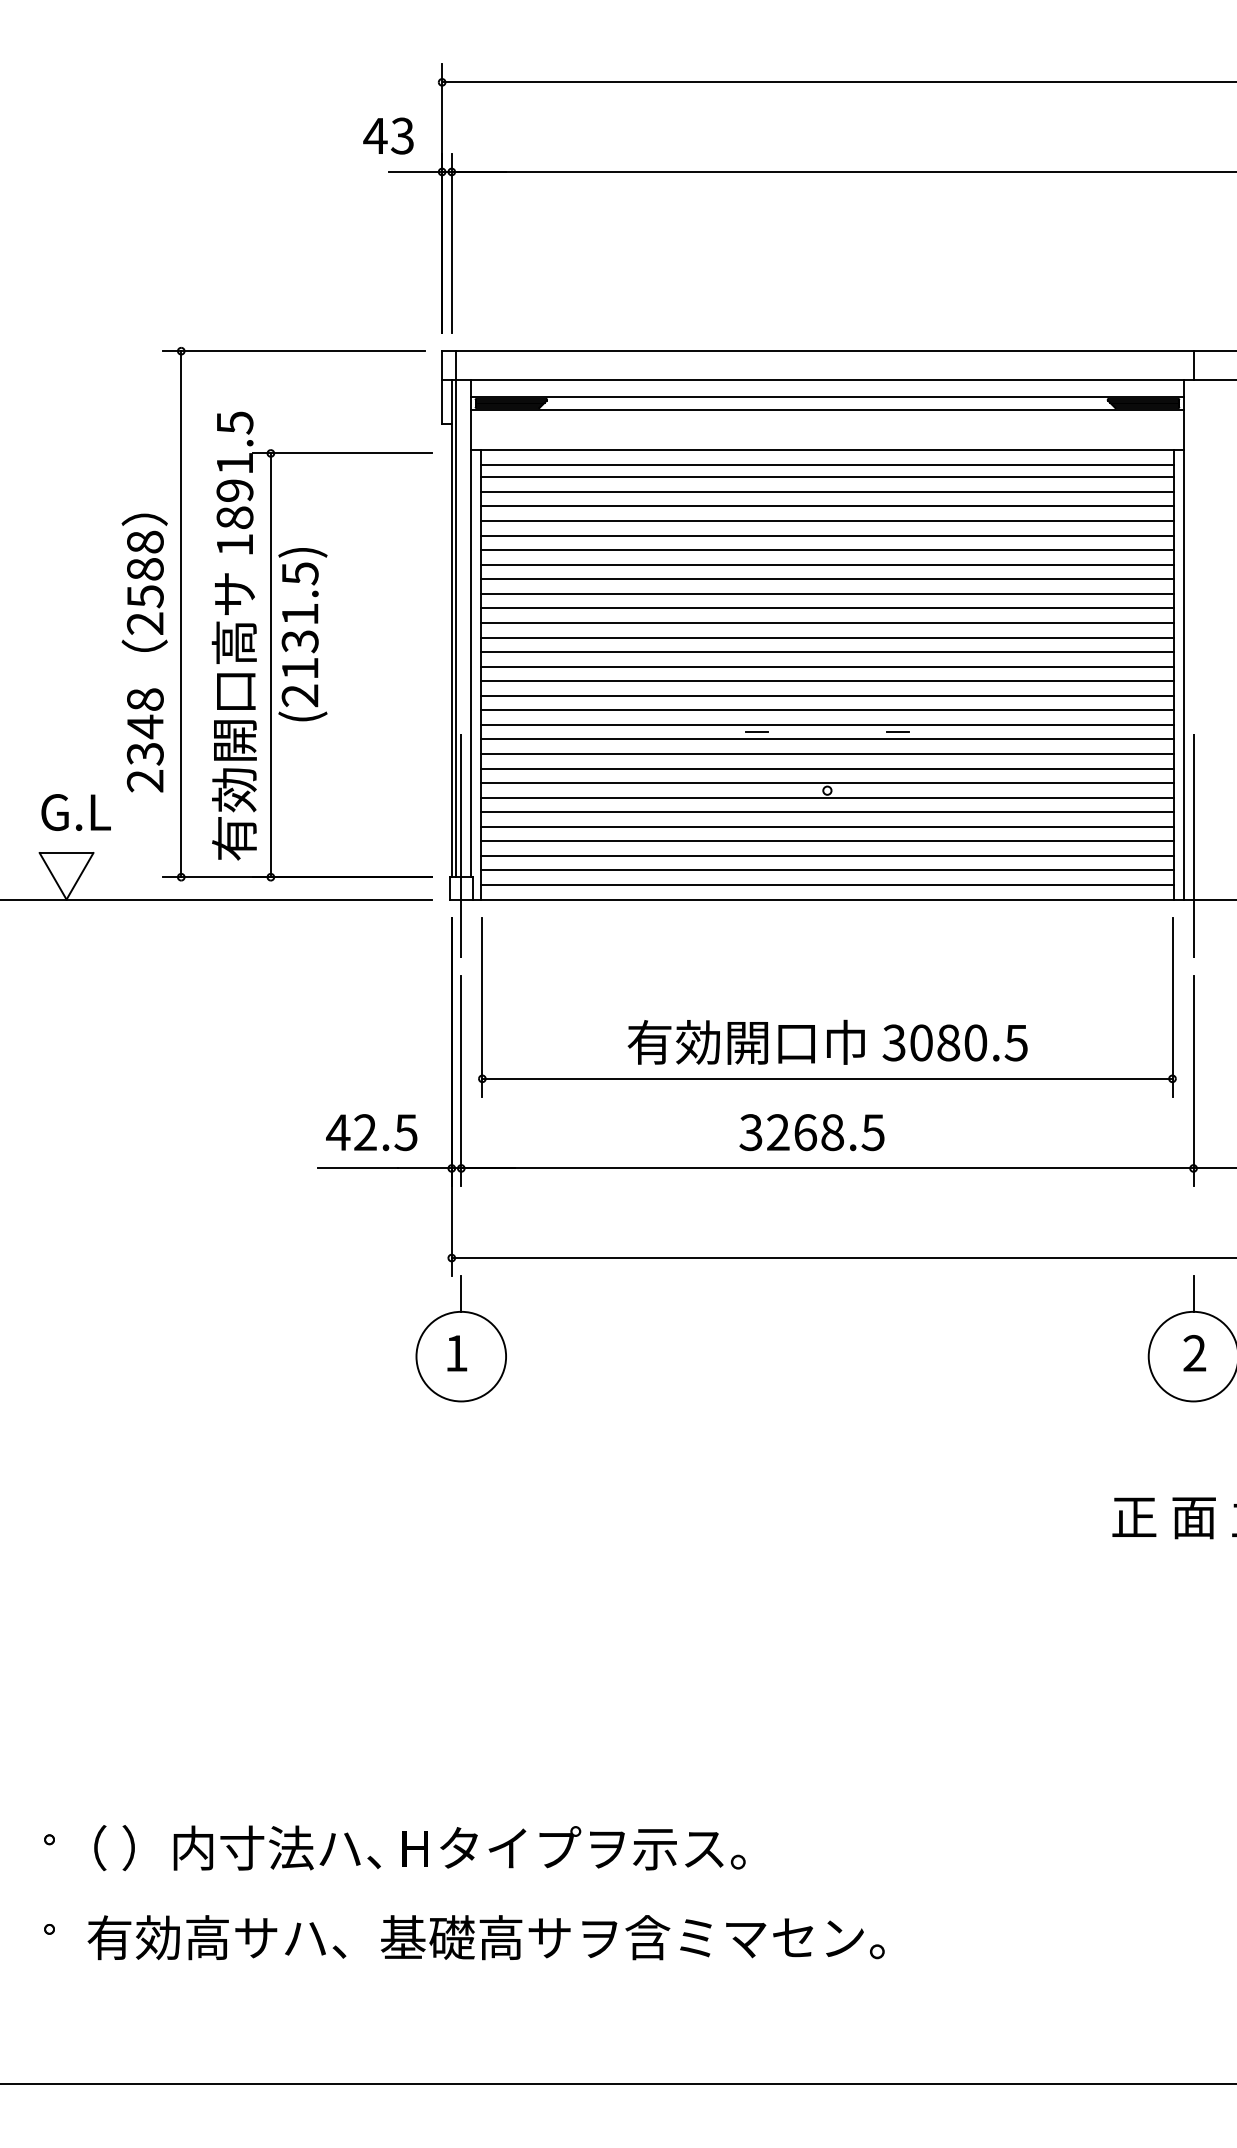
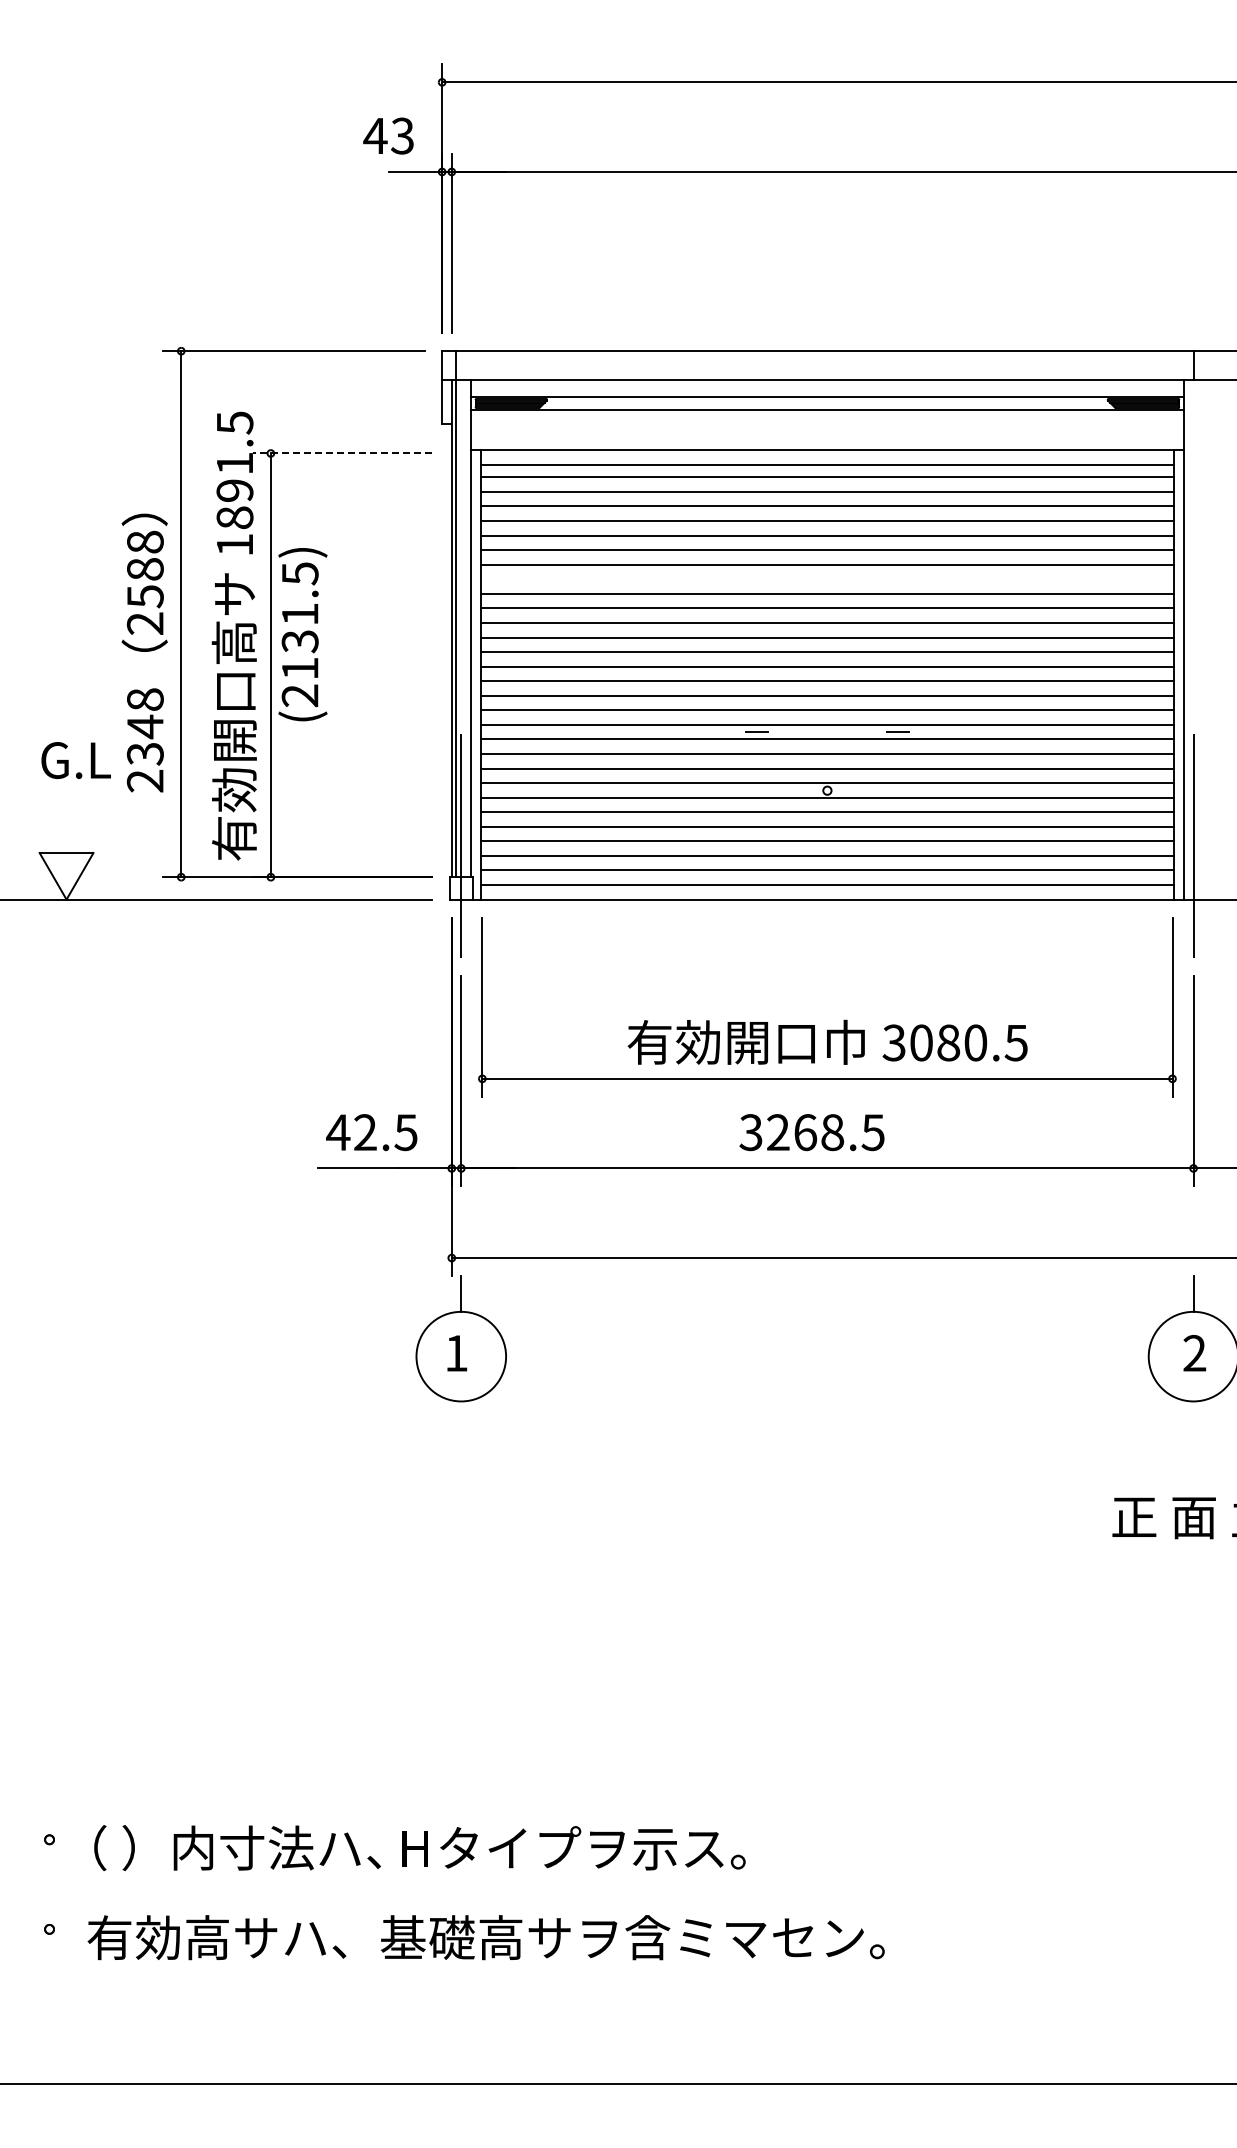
line: solid -> dashed (342, 453)
line: present -> none (826, 579)
text position: (75, 812) -> (75, 760) (75, 760)
